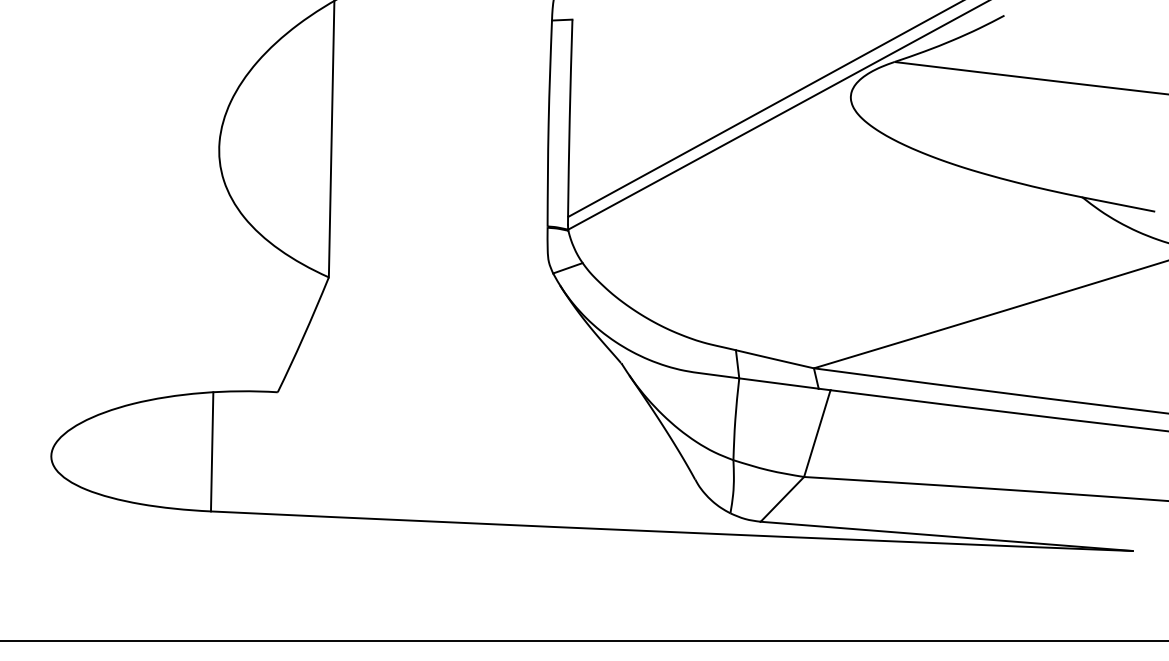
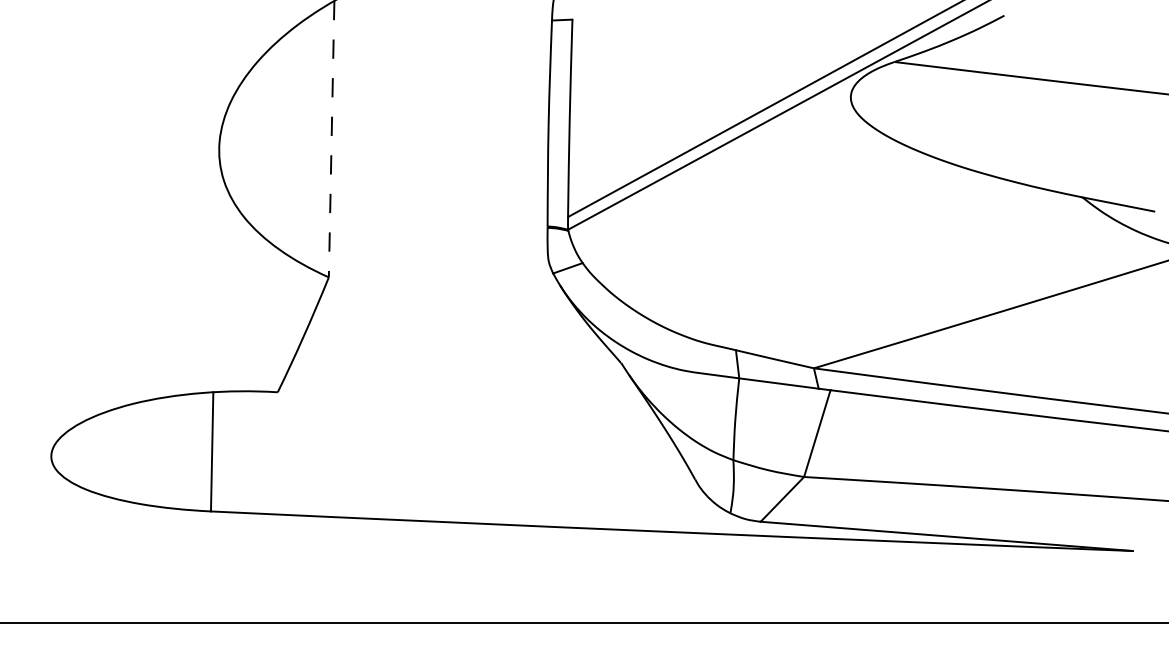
line: solid -> dashed (331, 139)
line position: (583, 641) -> (583, 623) (583, 623)
